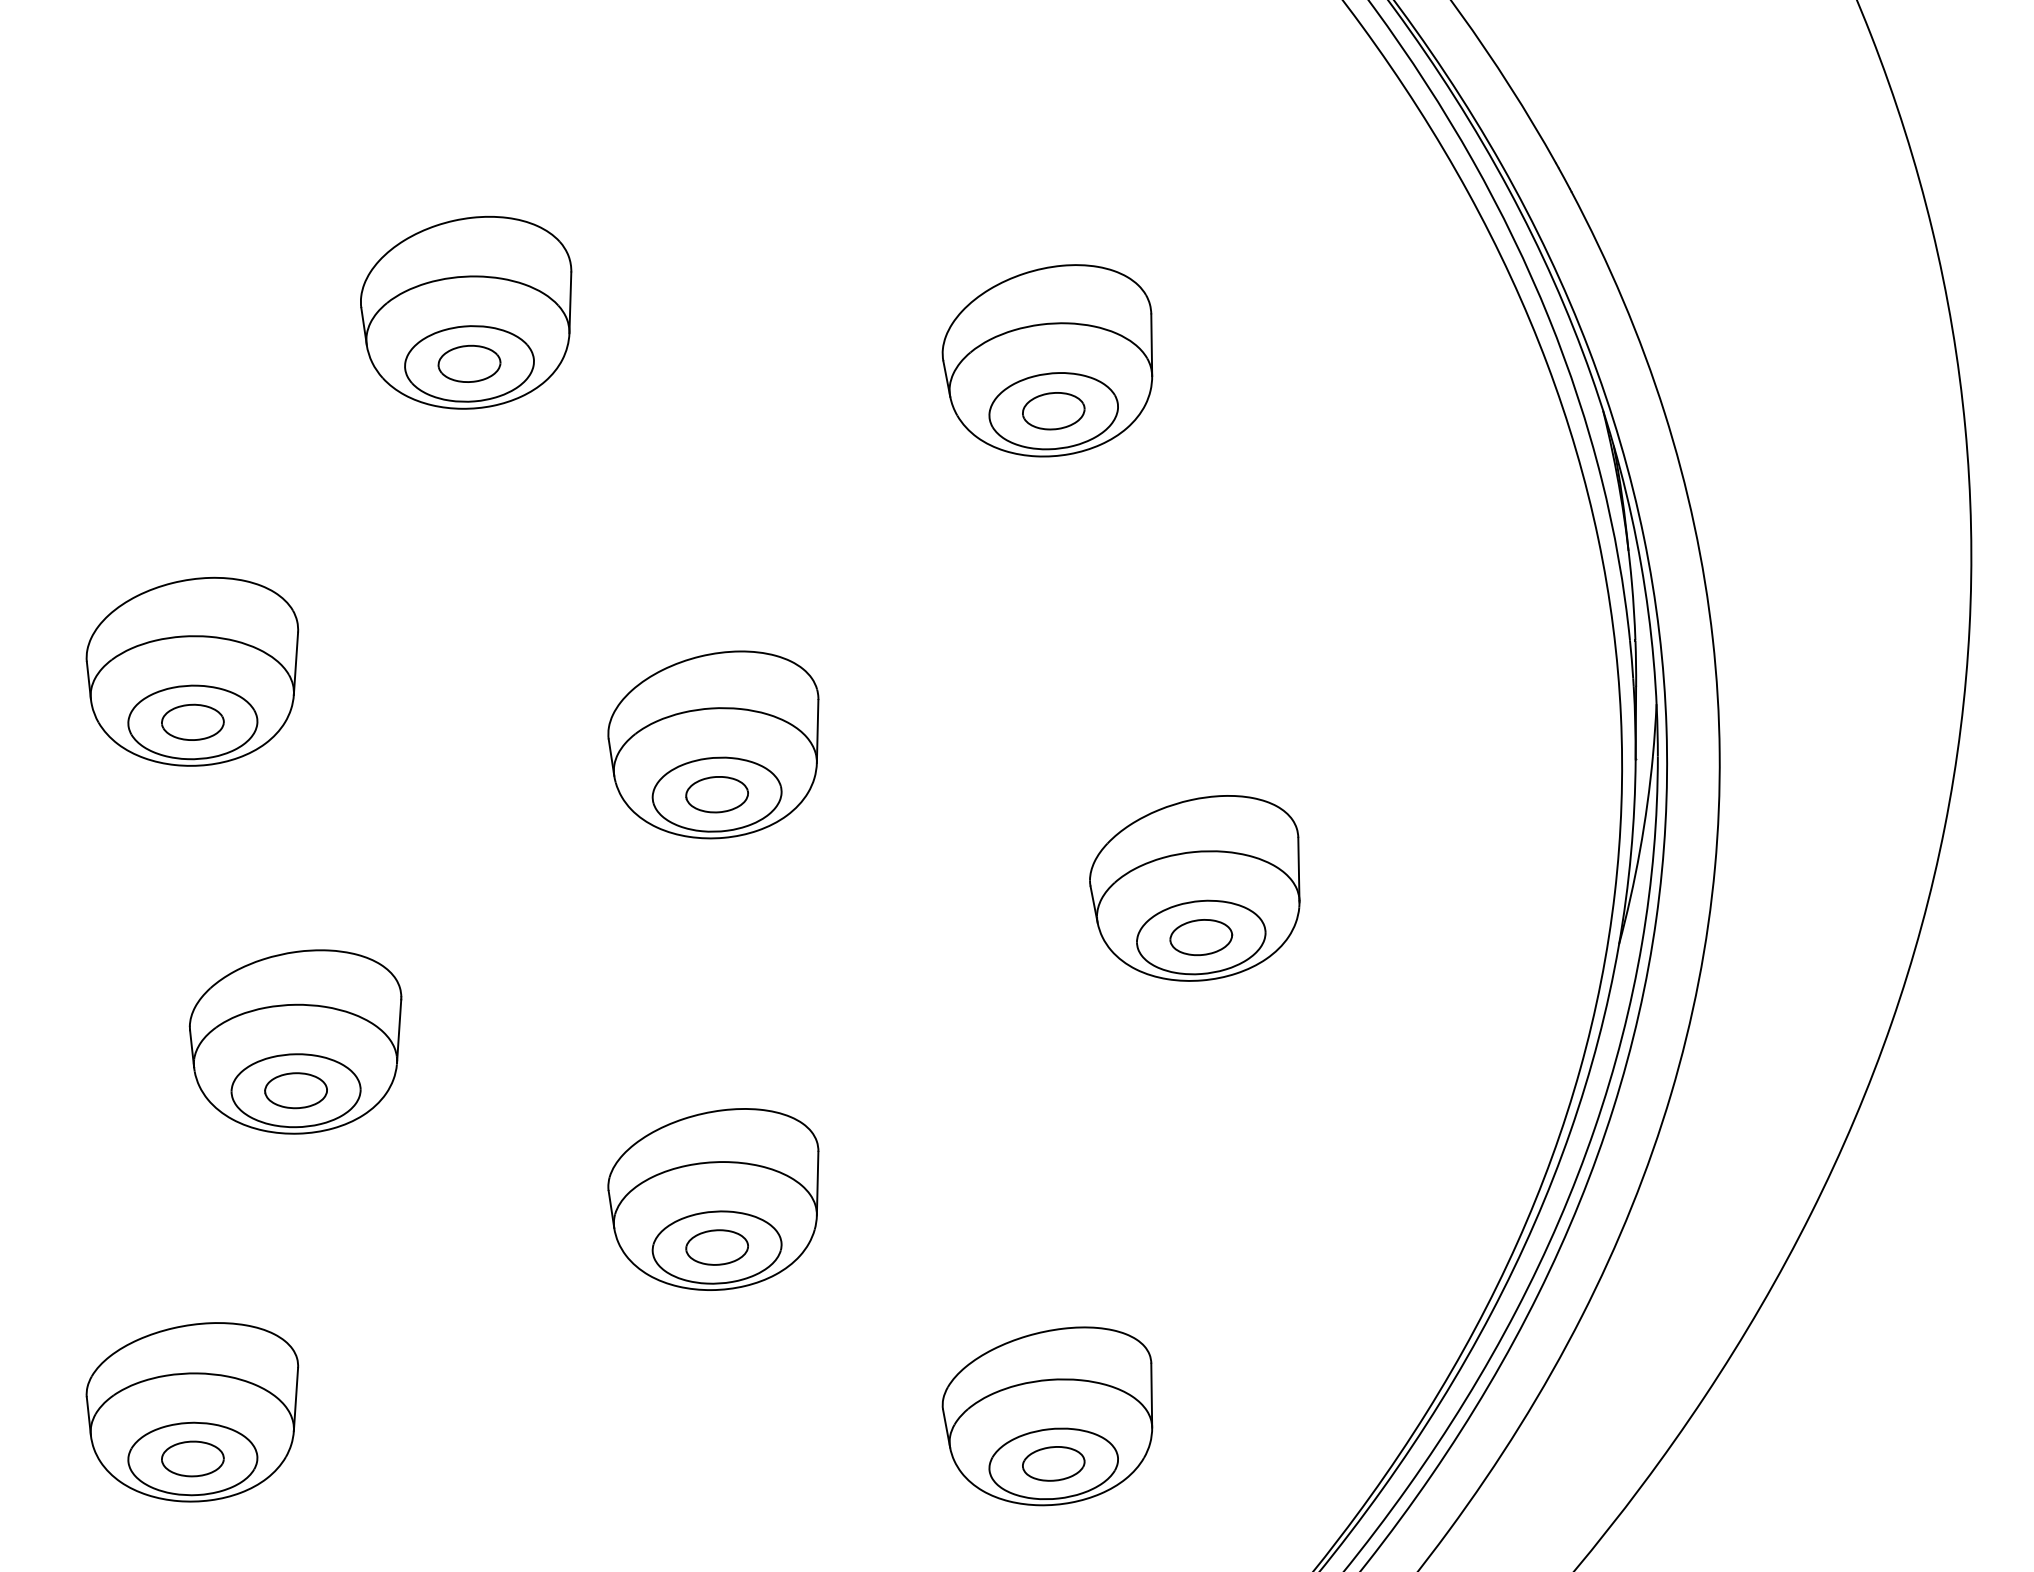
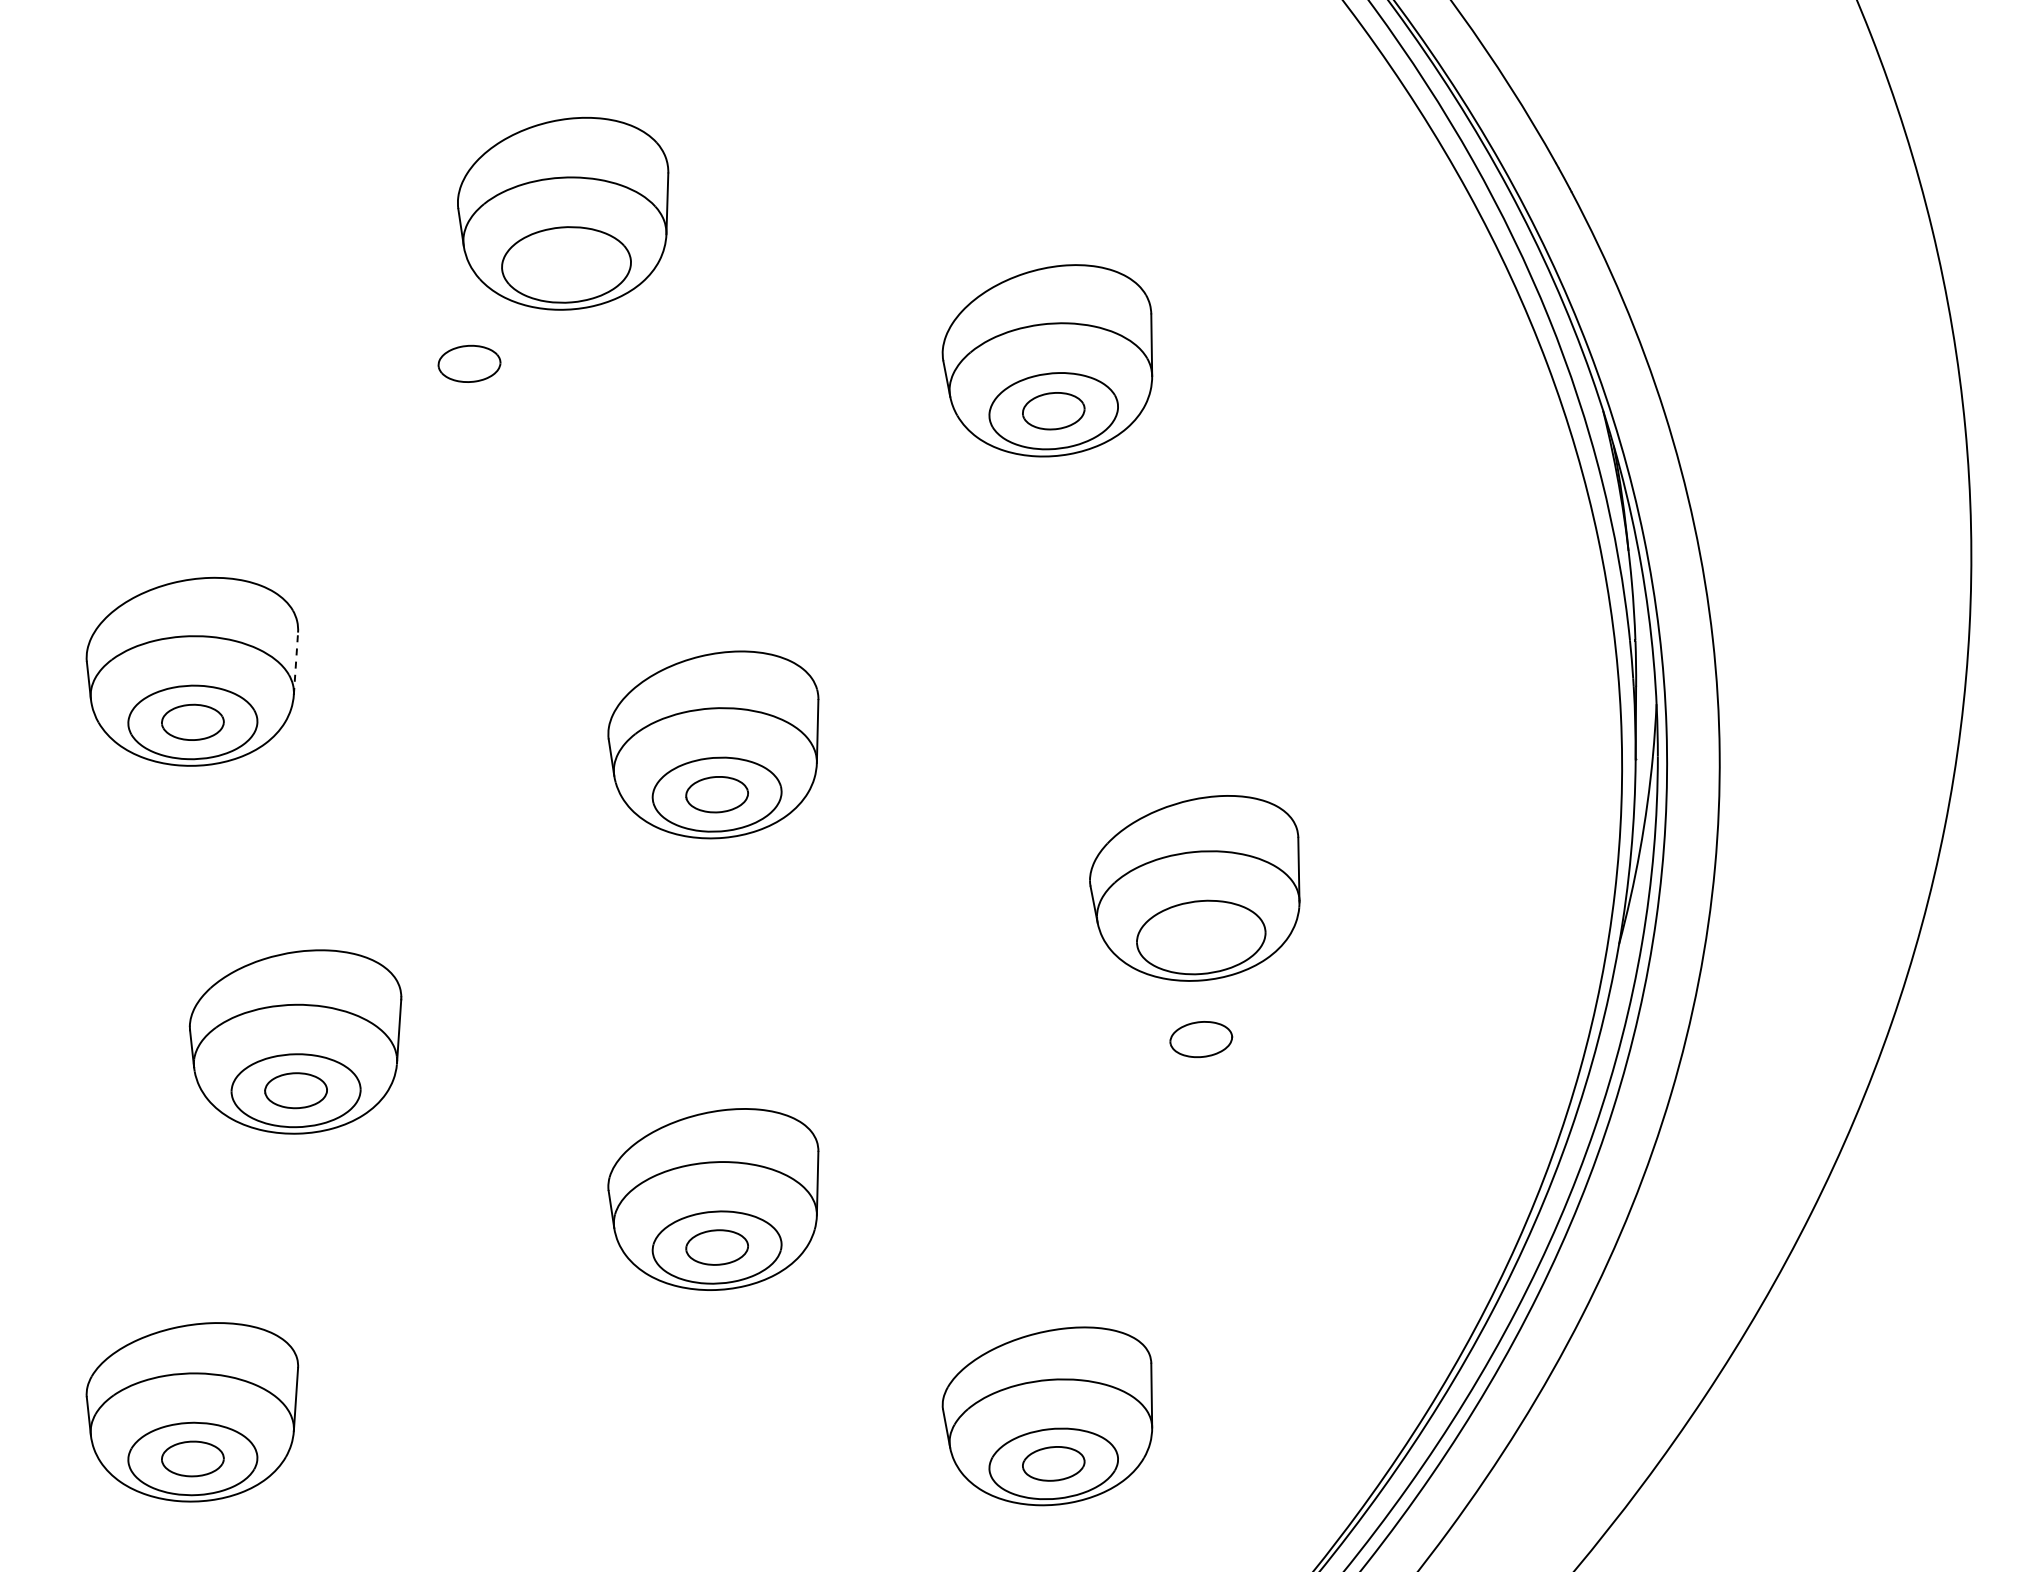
part position: (466, 312) -> (563, 213) (563, 213)
line: solid -> dashed (296, 663)
part position: (1201, 937) -> (1201, 1039) (1201, 1039)
